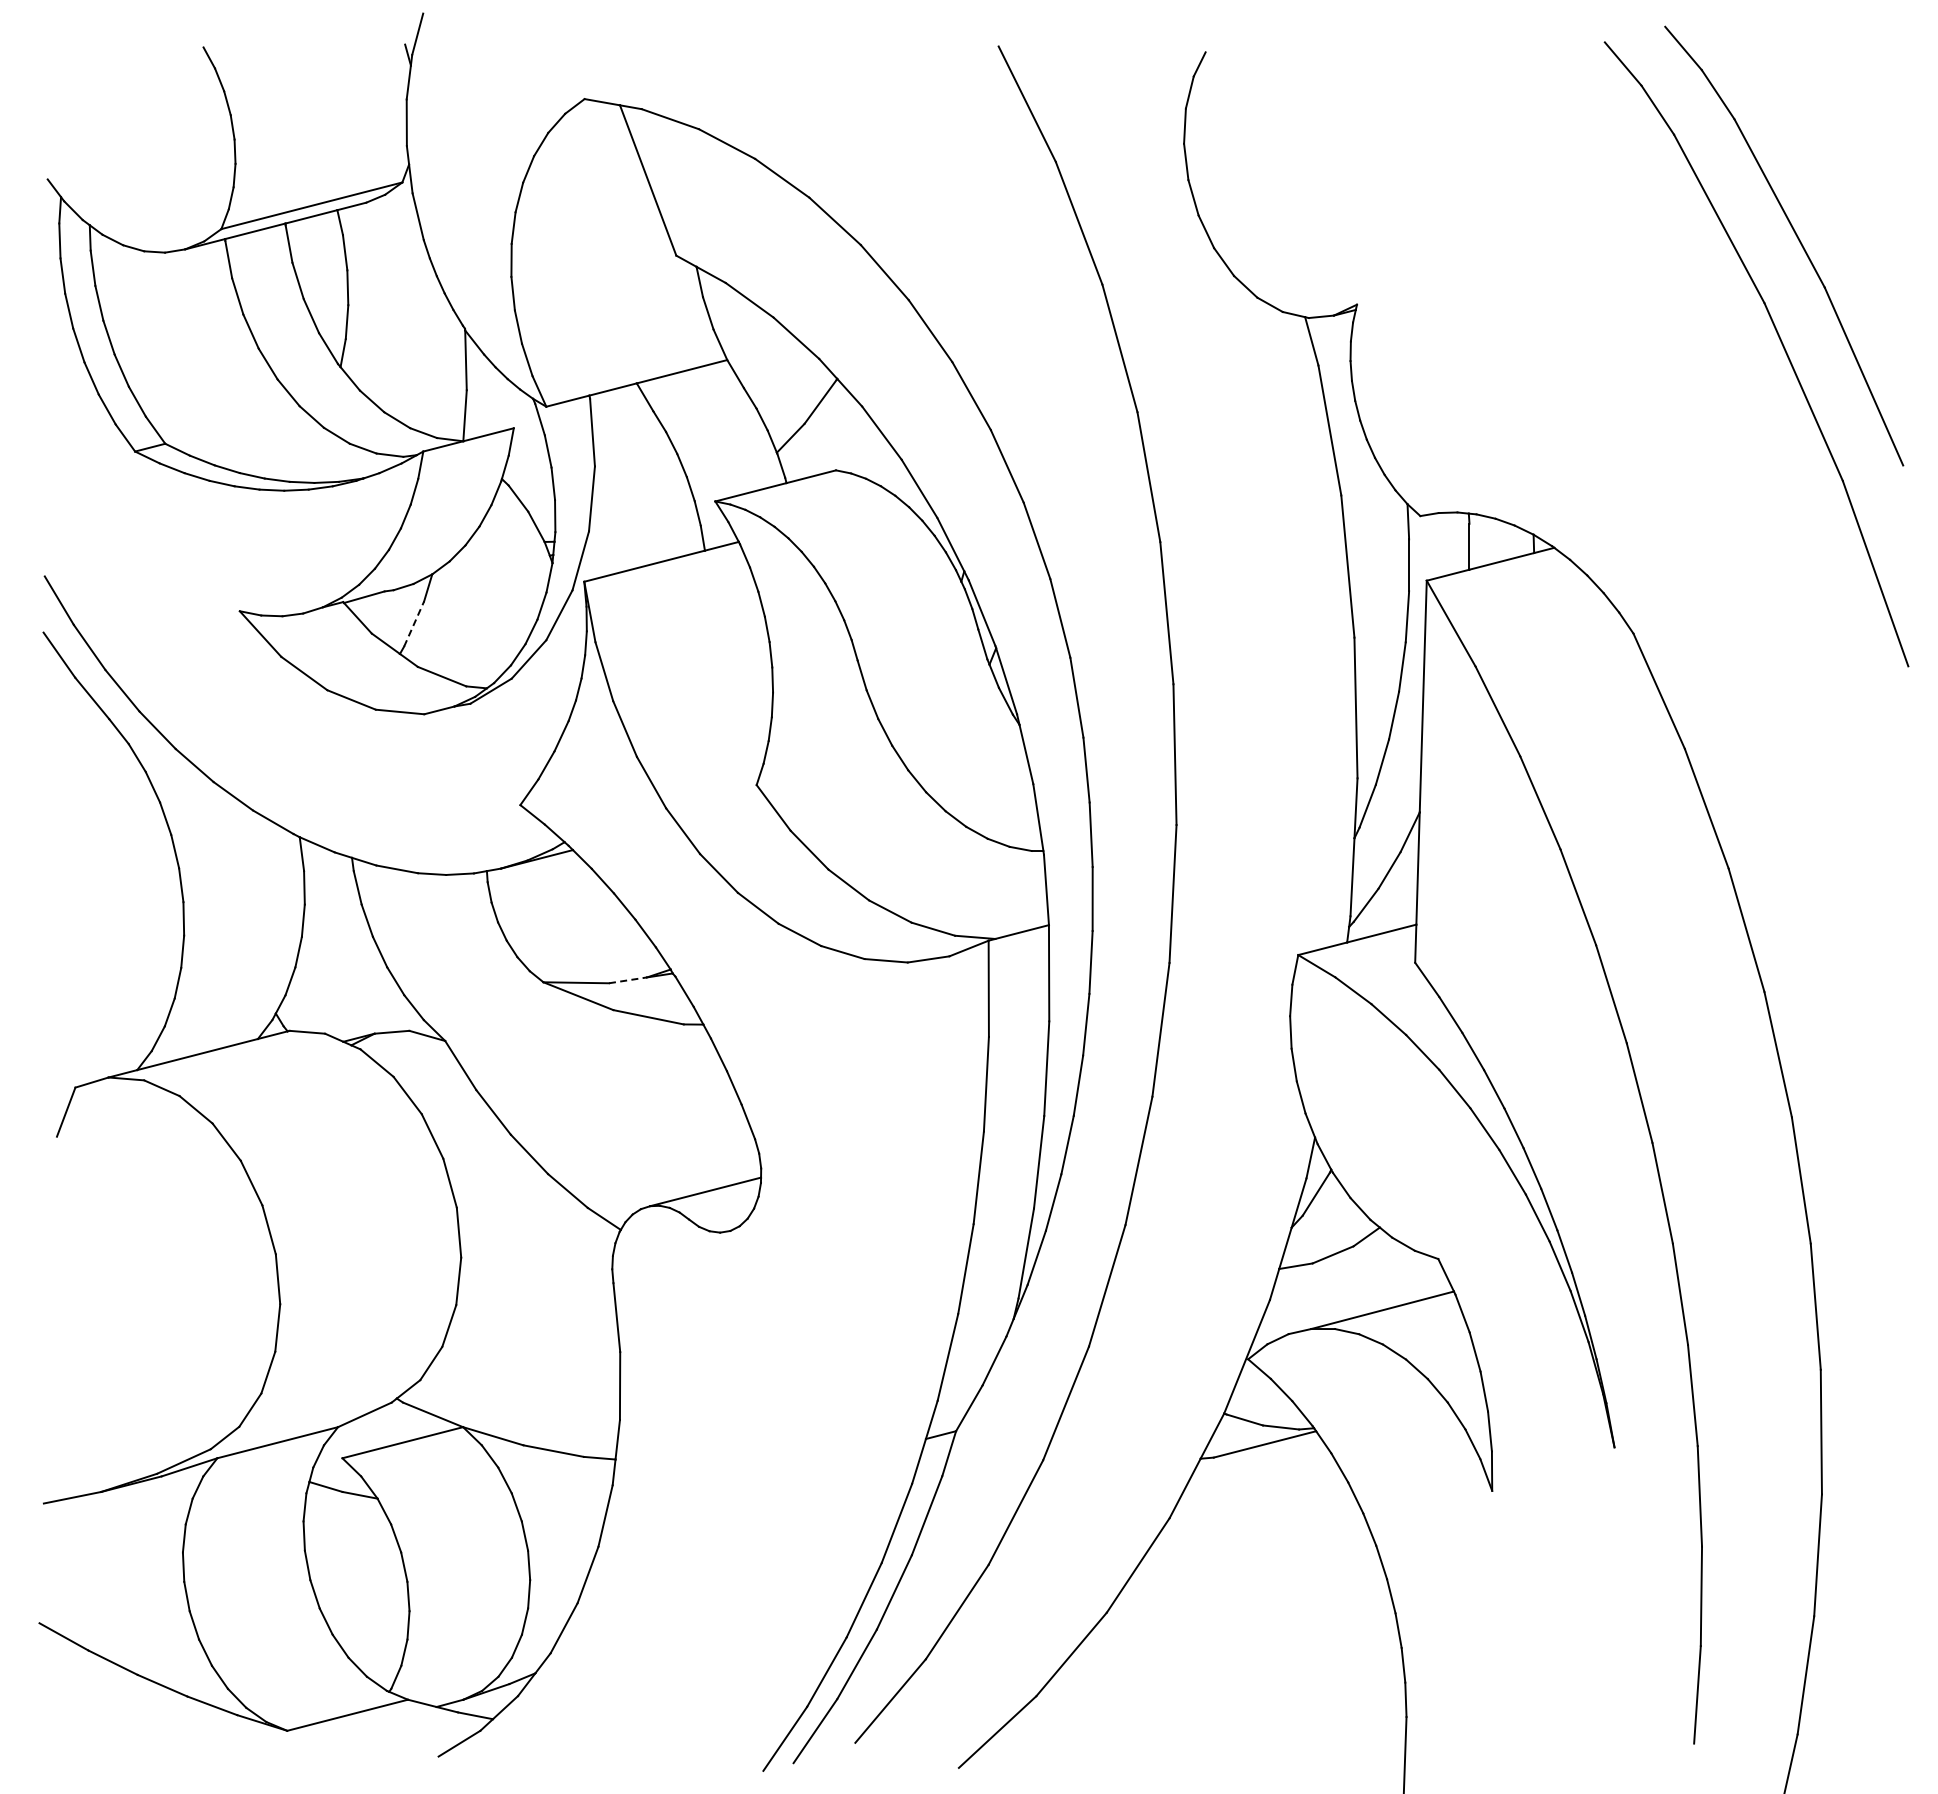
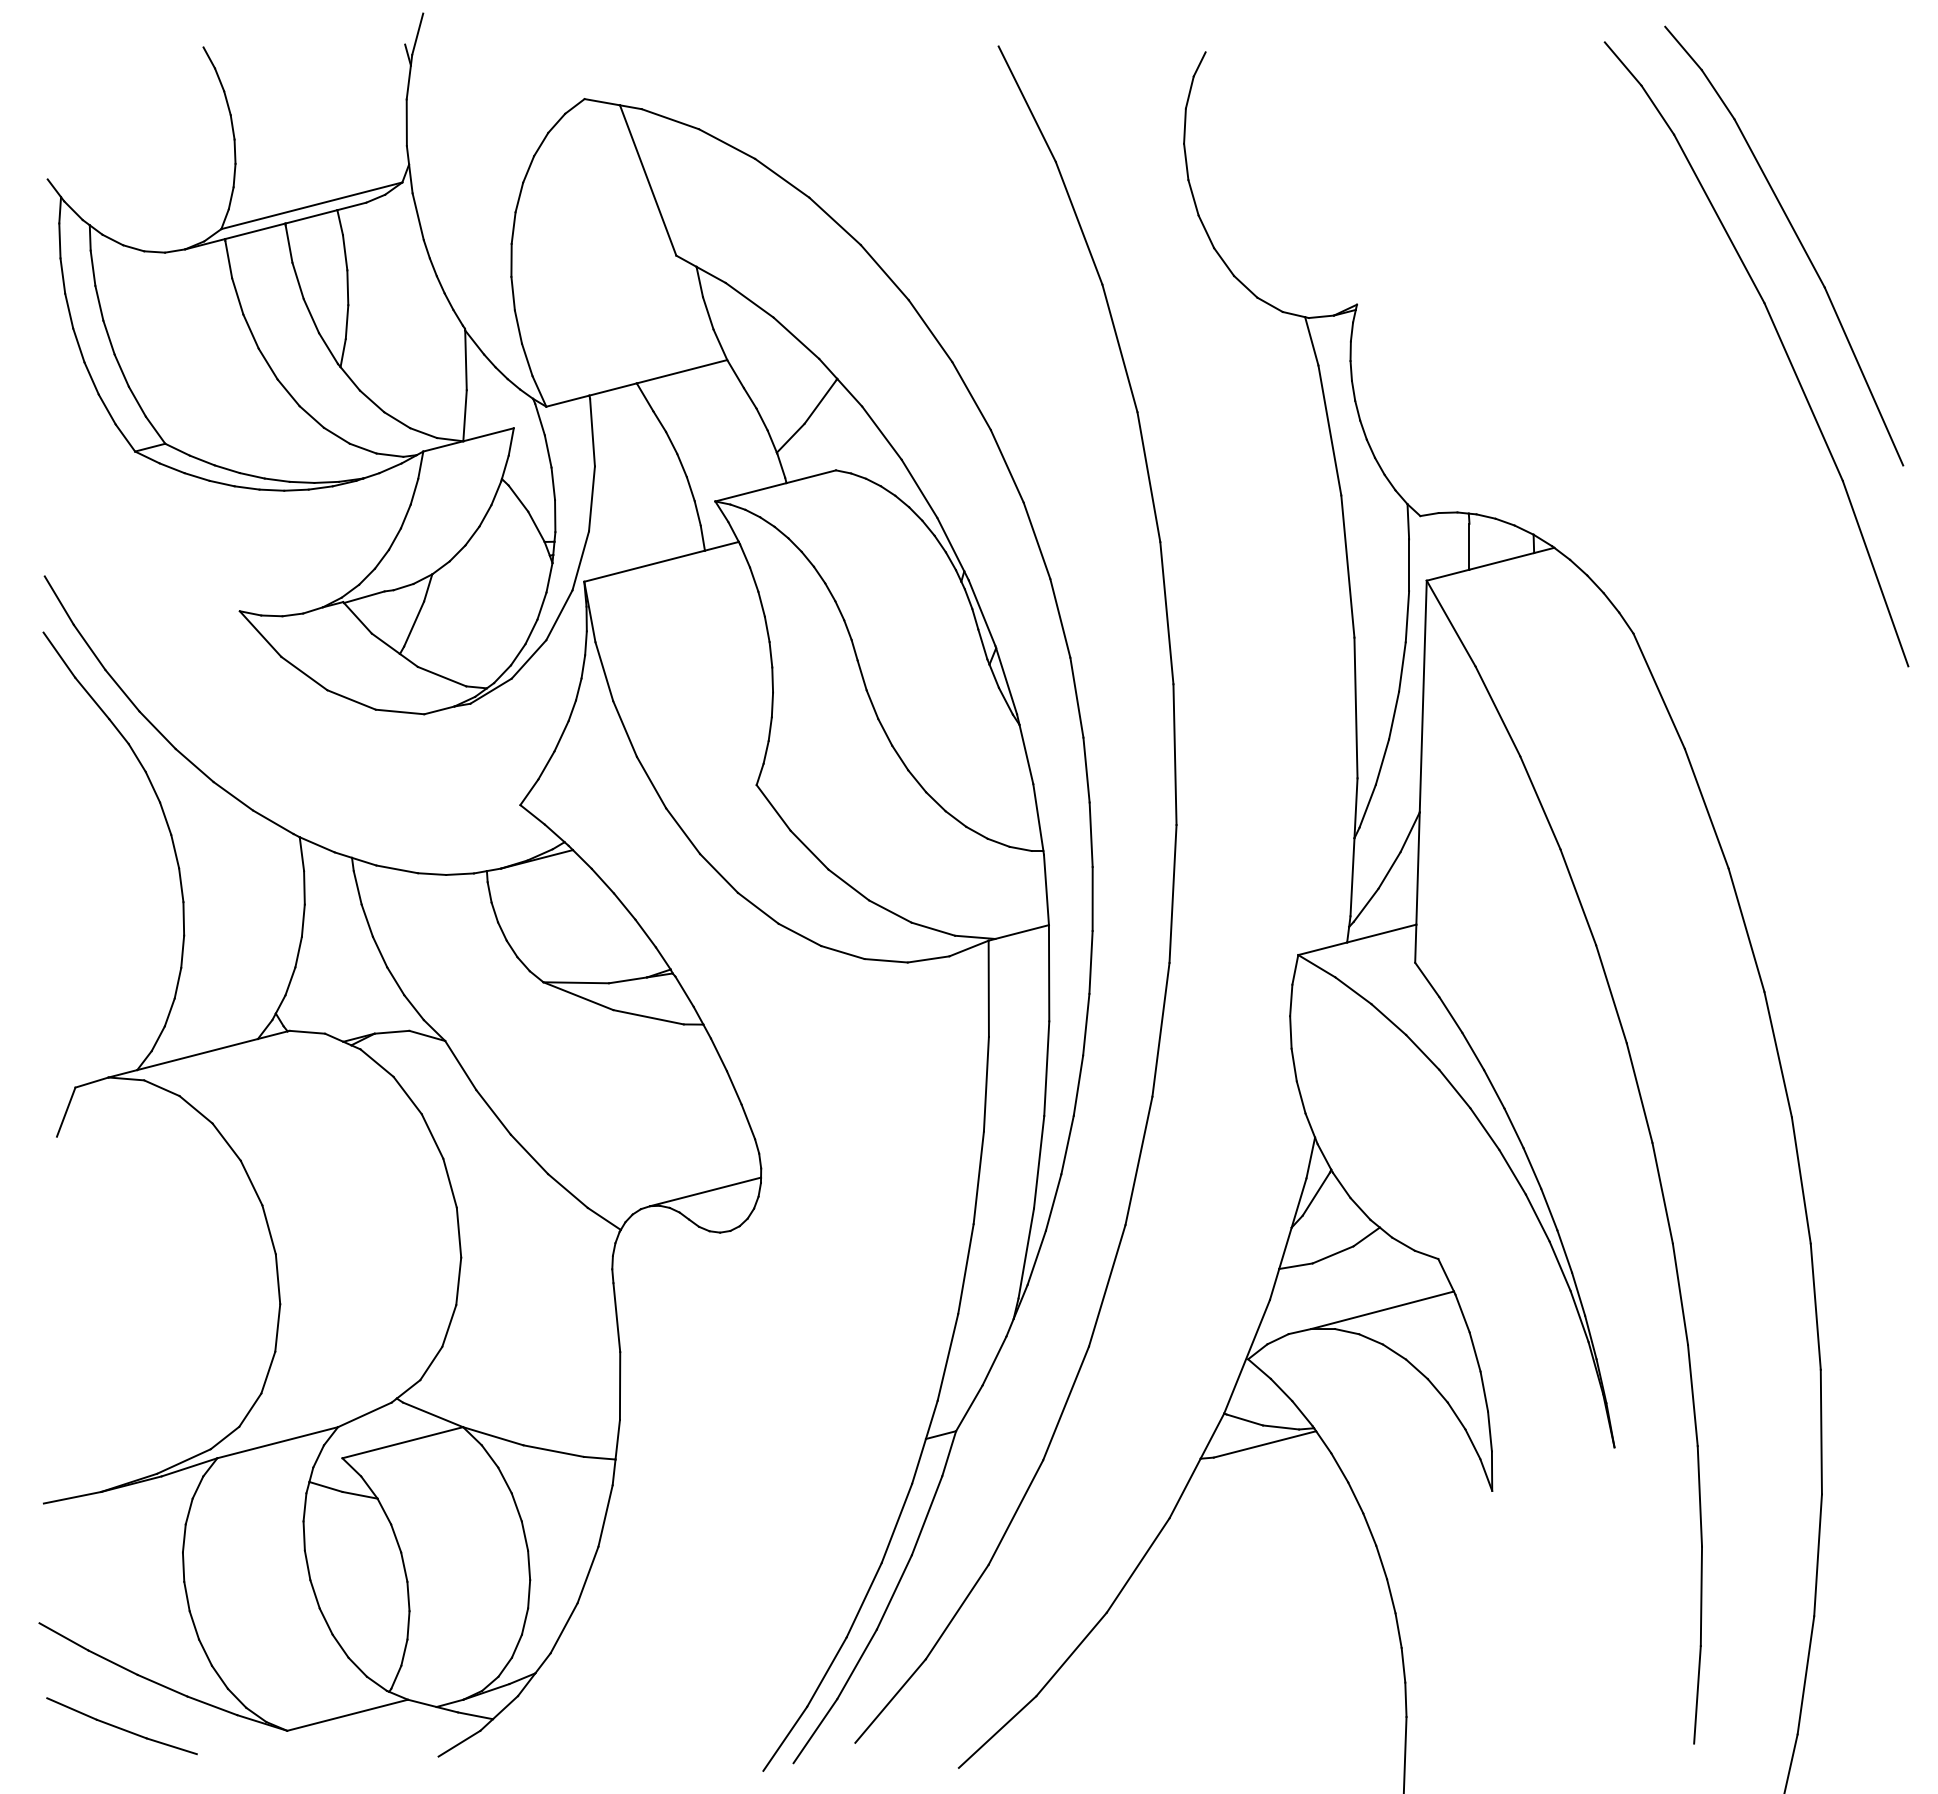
line: dashed -> solid (414, 624)
line: dashed -> solid (628, 980)
part: none -> present (121, 1726)
